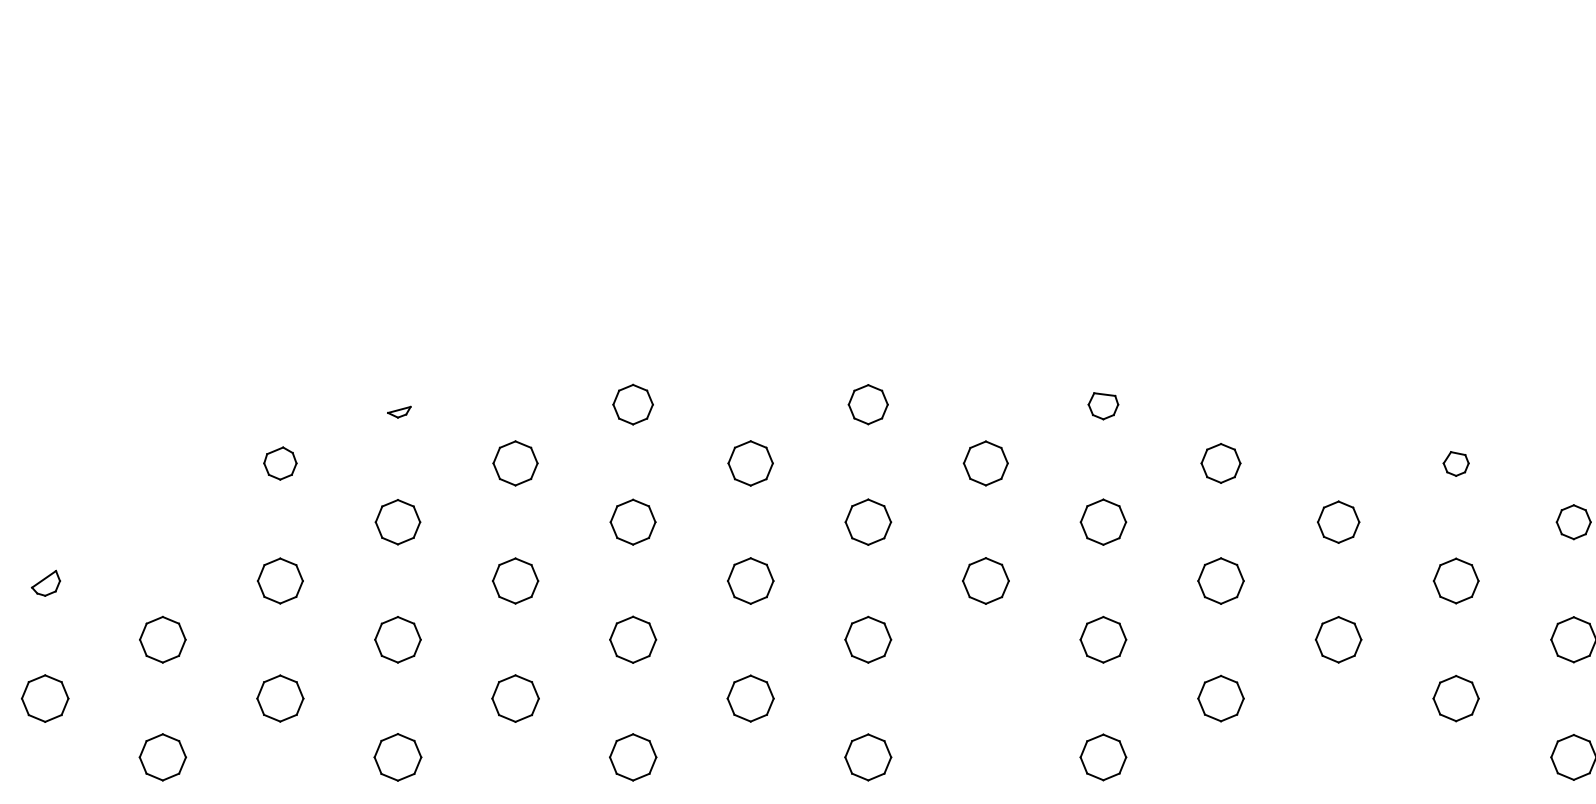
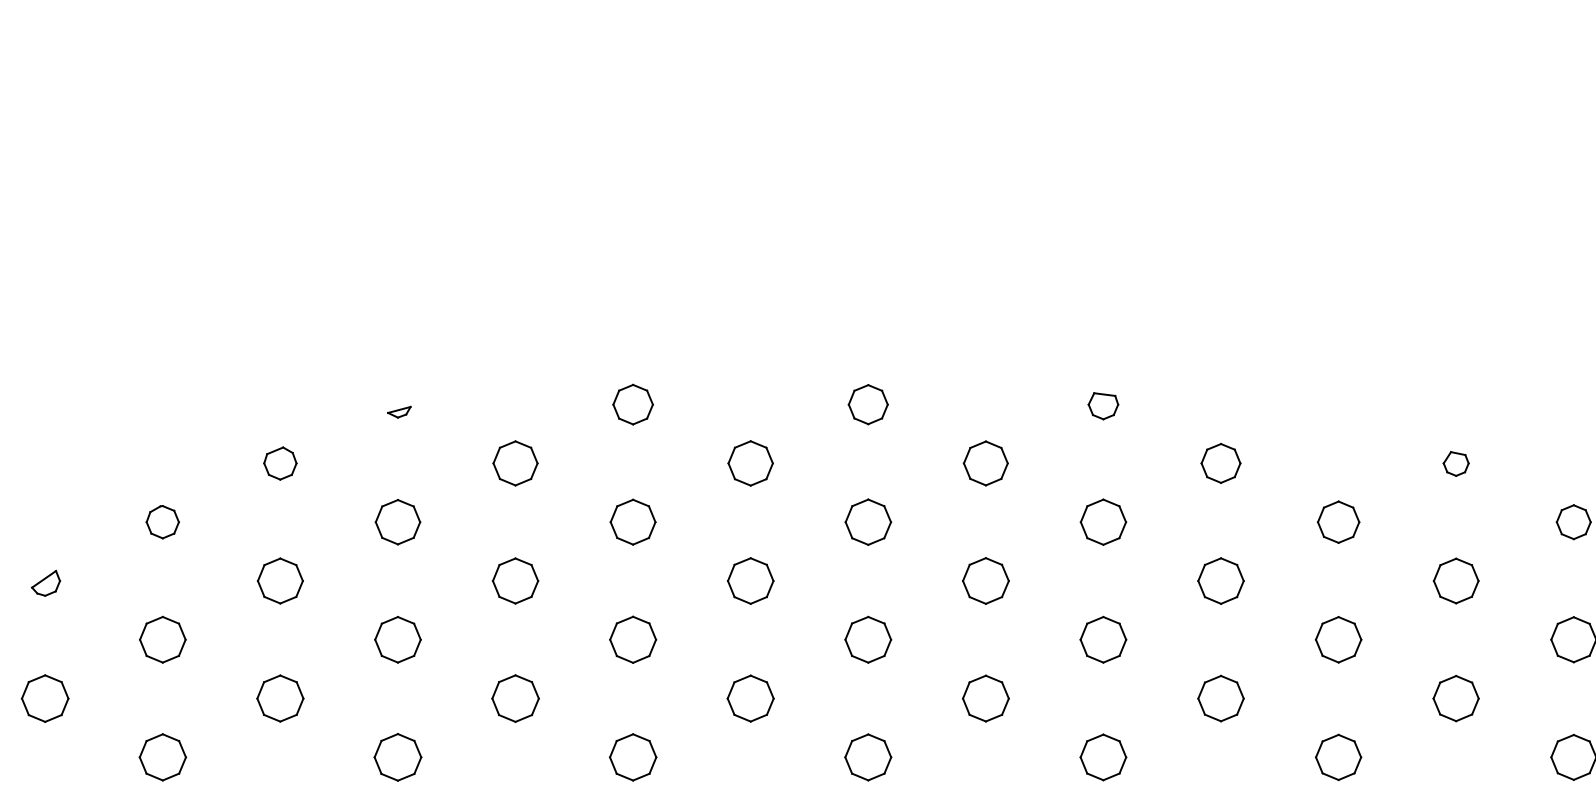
part: none -> present (162, 522)
part: none -> present (985, 698)
part: none -> present (1338, 757)
